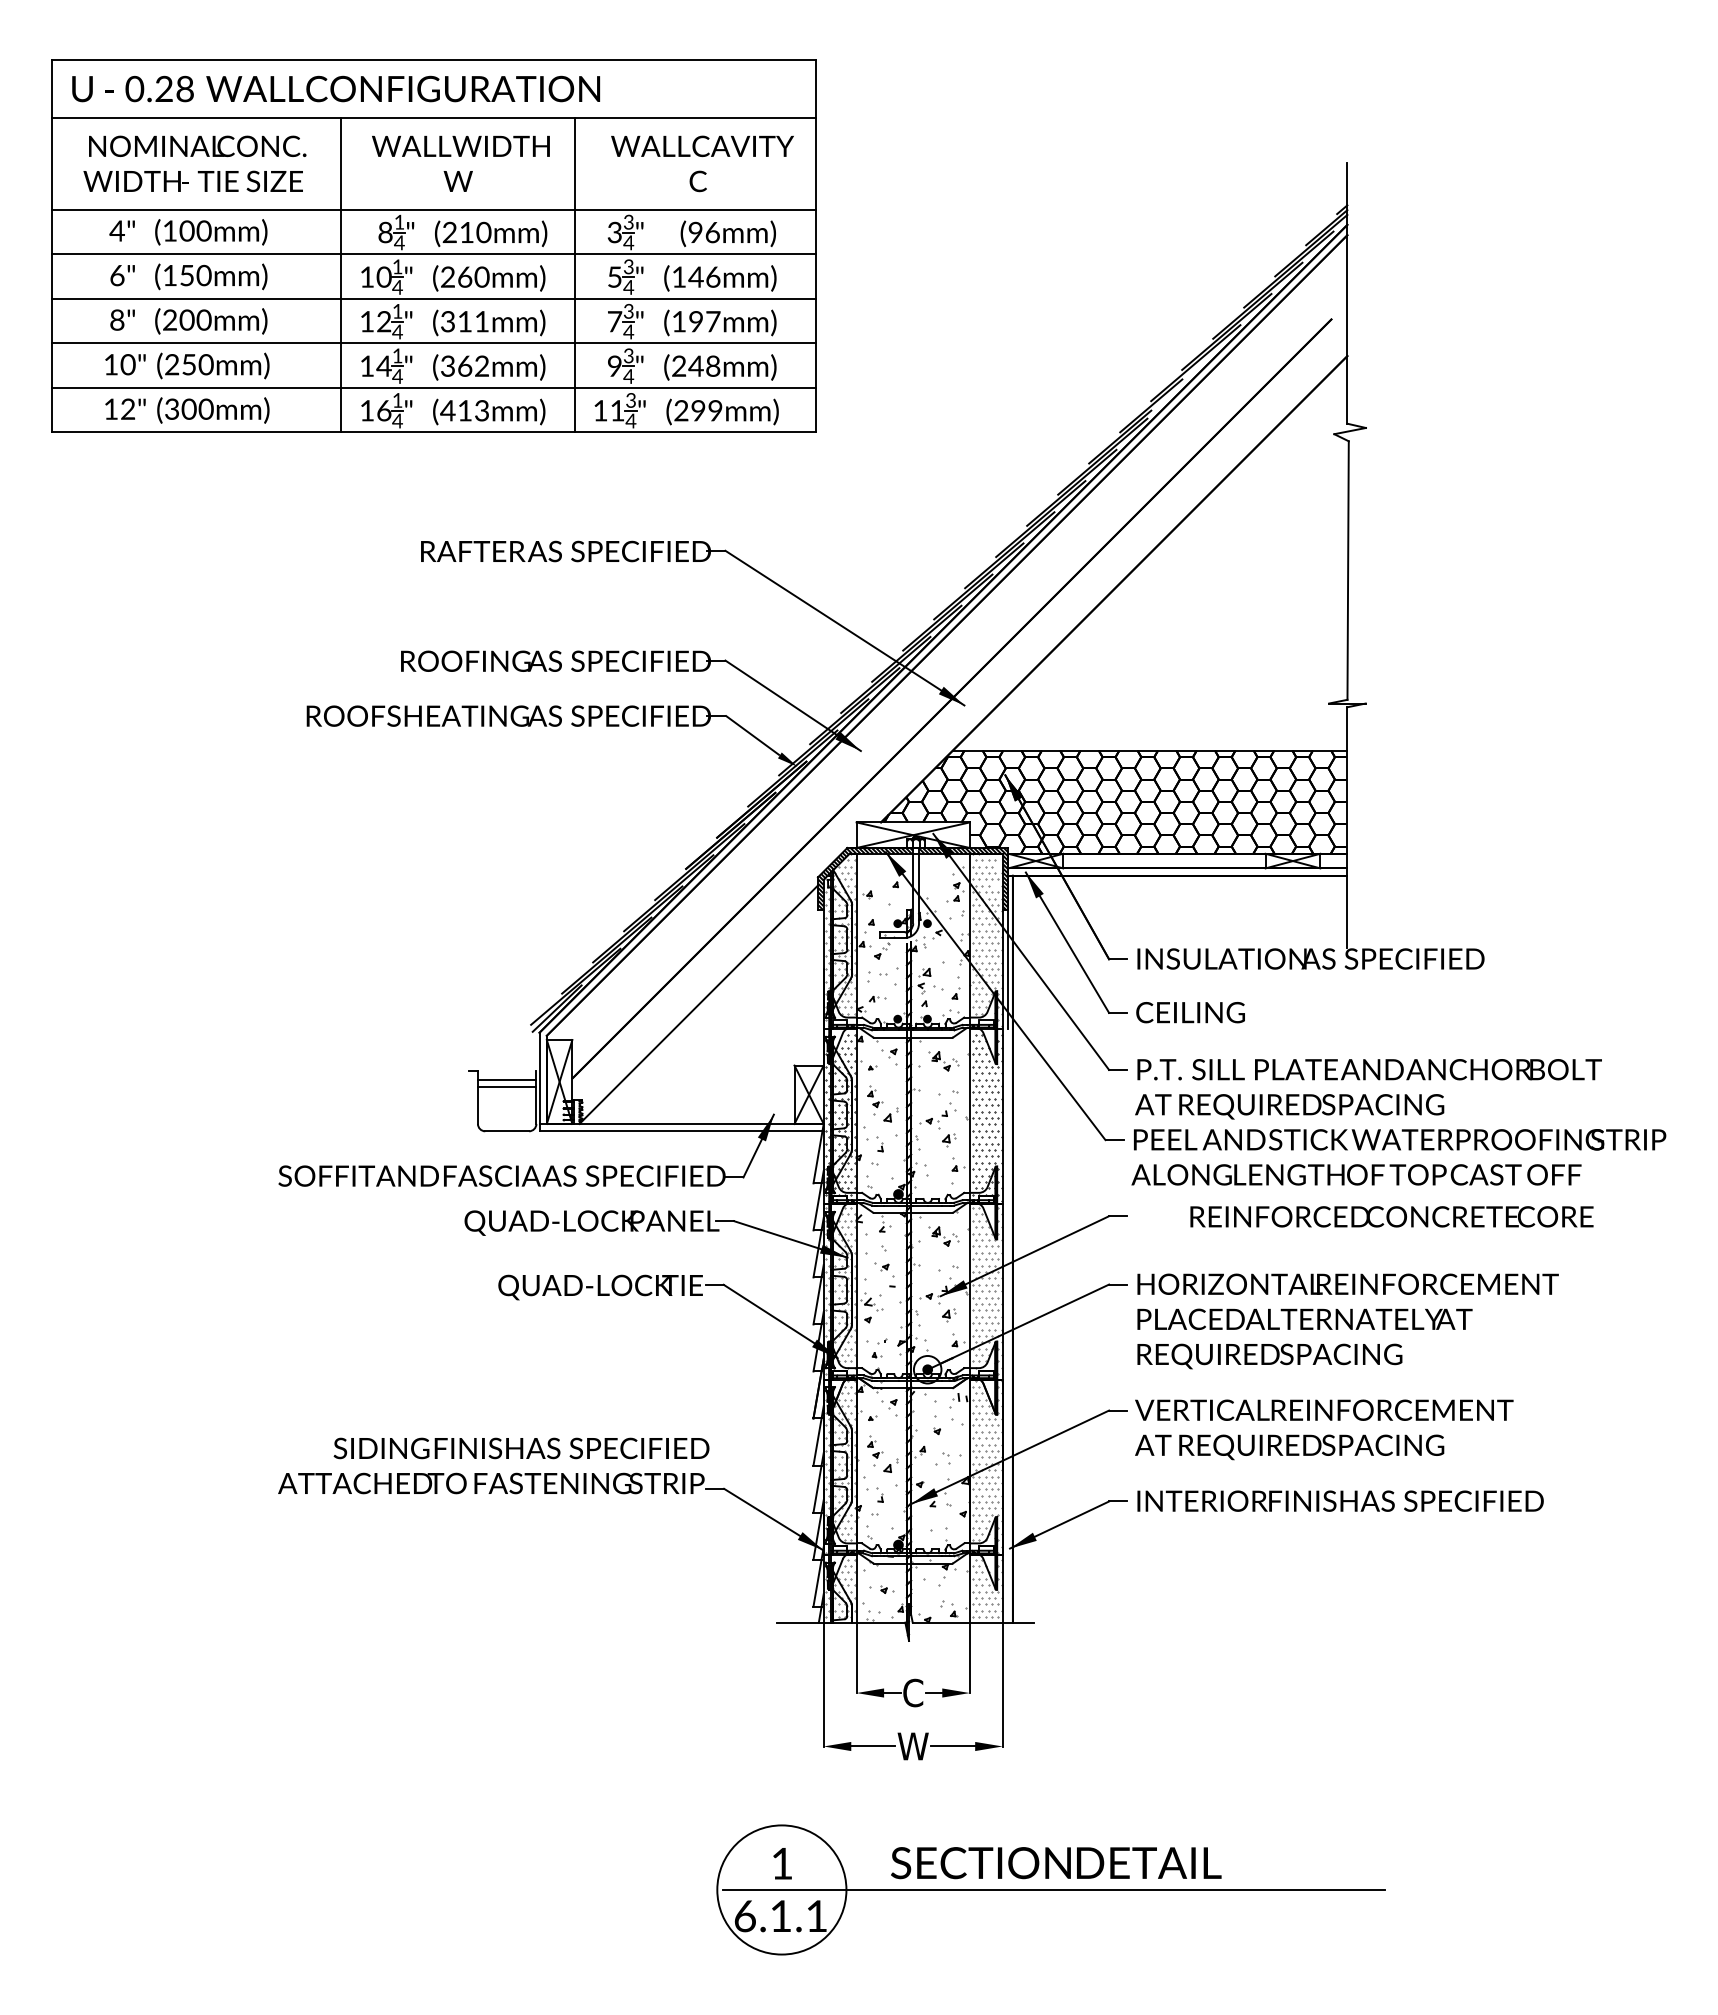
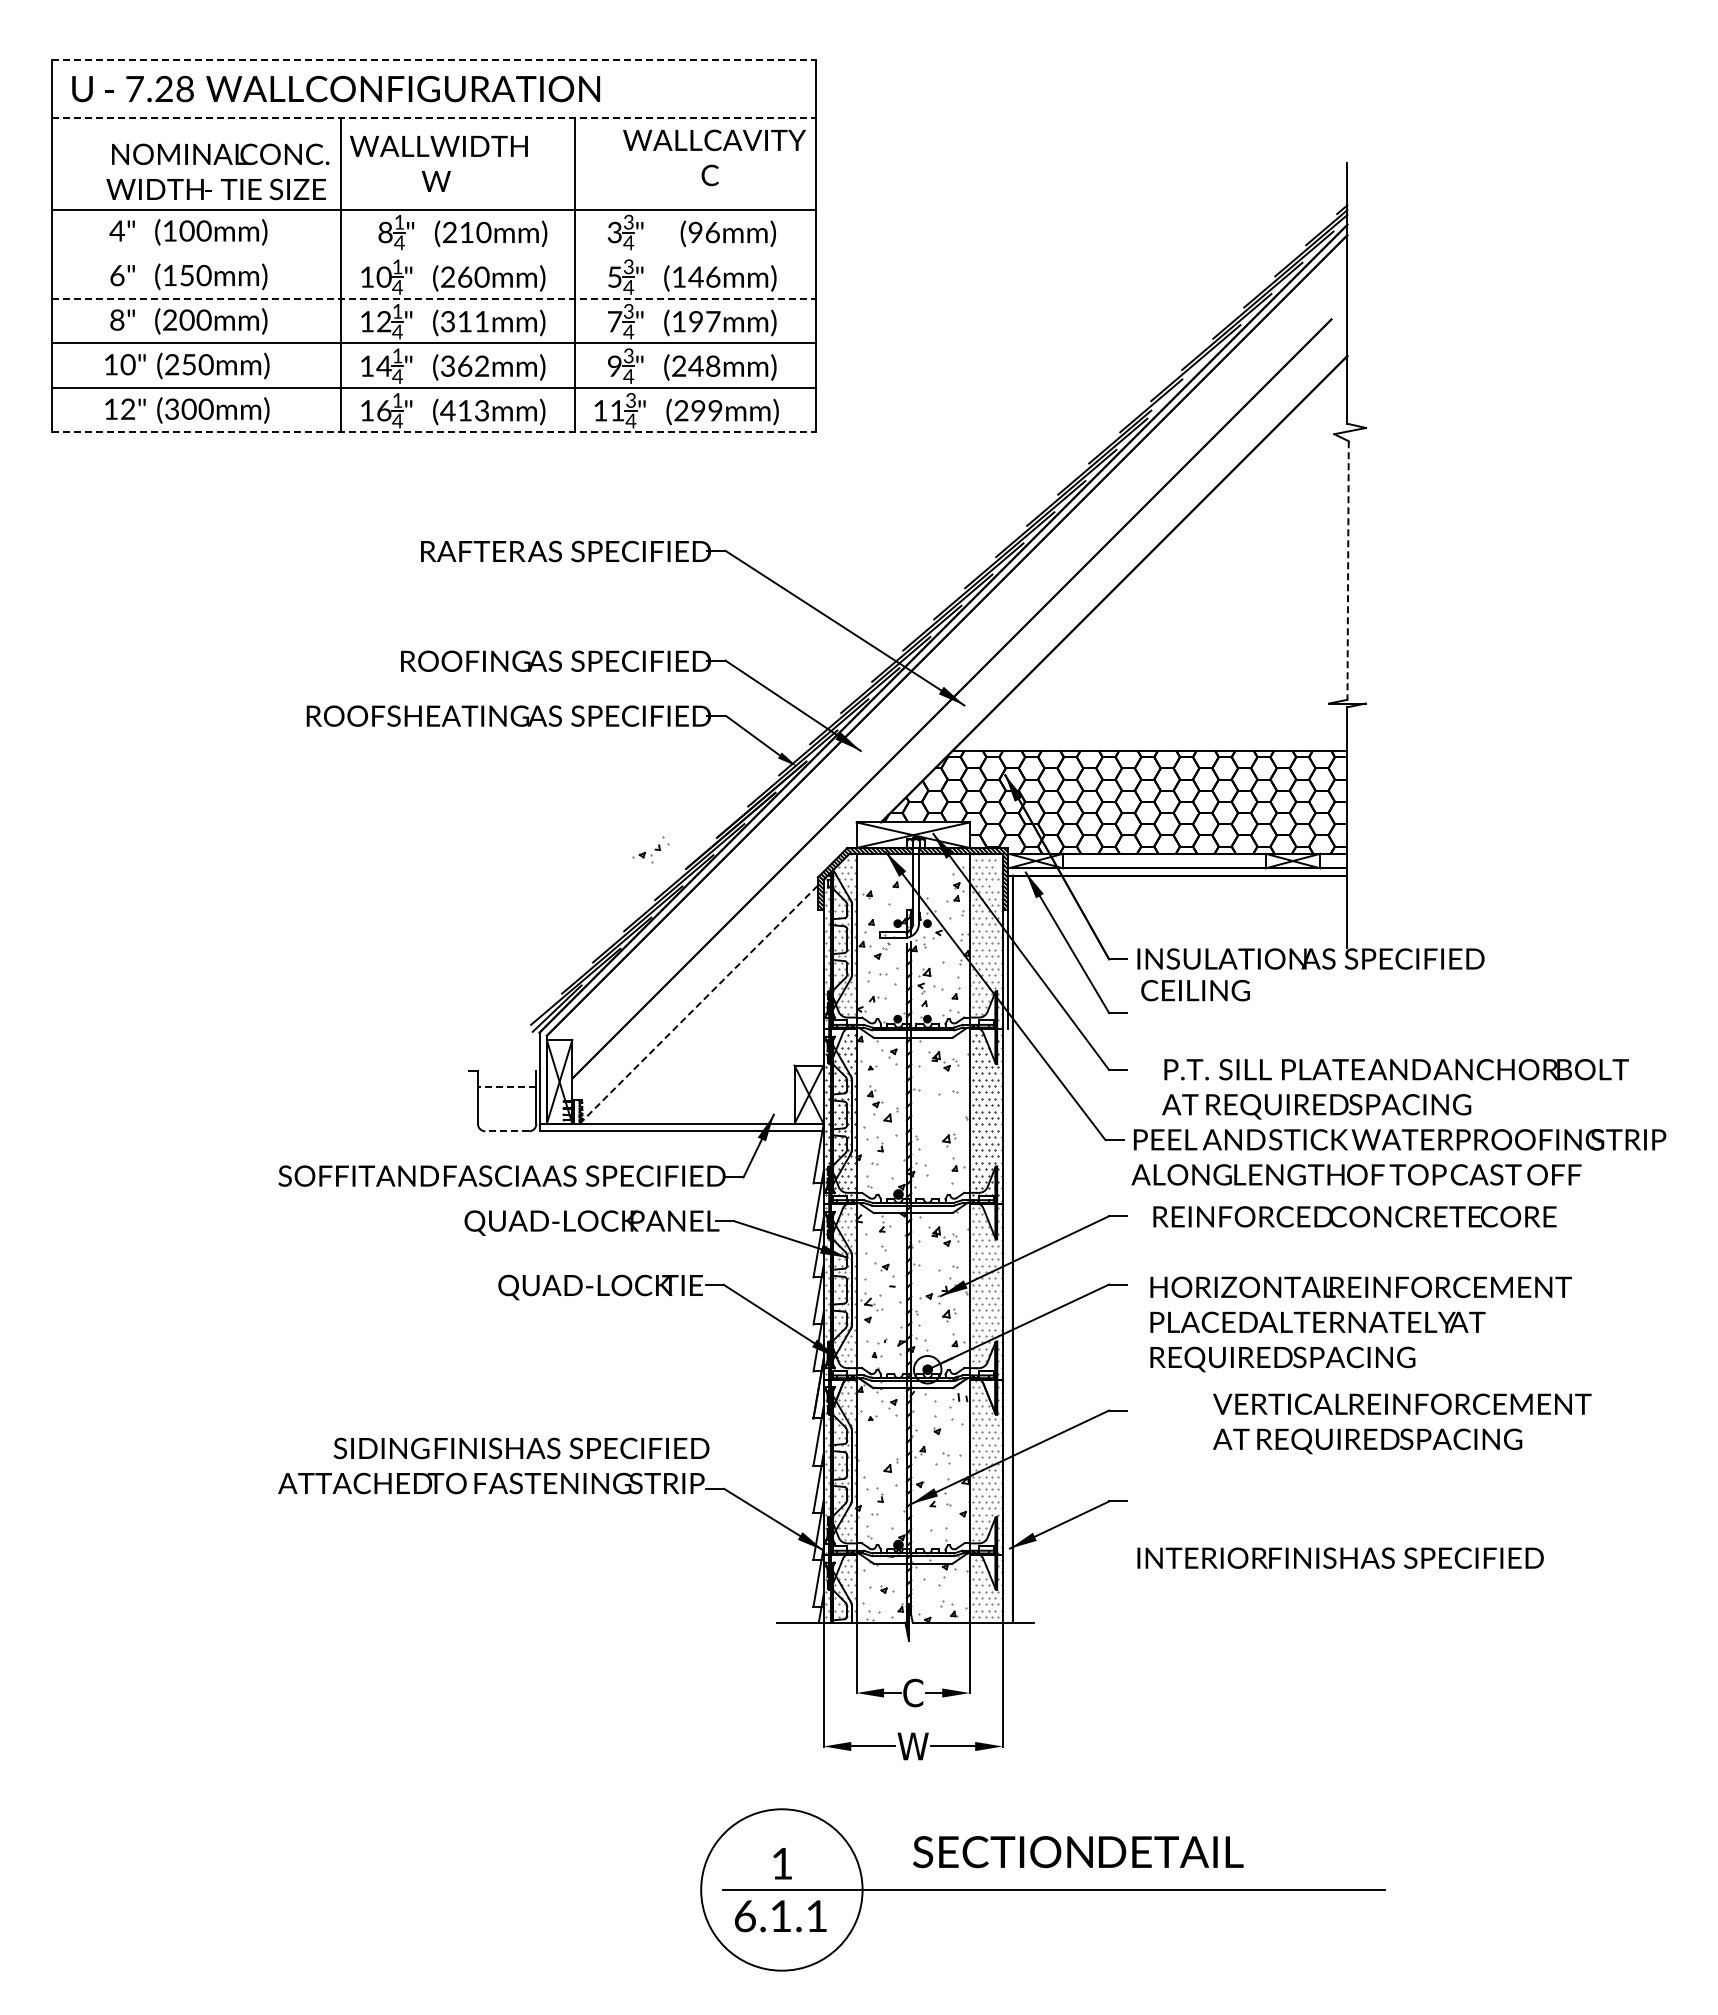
line: solid -> dashed (433, 60)
text: 0.28 -> 7.28 (134, 88)
line: solid -> dashed (433, 118)
text position: (194, 163) -> (217, 171) (217, 171)
text position: (460, 163) -> (438, 163) (438, 163)
text position: (702, 163) -> (714, 157) (714, 157)
line: present -> none (433, 254)
line: solid -> dashed (433, 298)
line: solid -> dashed (433, 432)
line: solid -> dashed (1348, 571)
line: solid -> dashed (698, 1004)
text position: (1190, 1012) -> (1195, 990) (1195, 990)
line: present -> none (506, 1080)
line: solid -> dashed (506, 1087)
text position: (1368, 1089) -> (1395, 1089) (1395, 1089)
part position: (937, 1115) -> (650, 849) (650, 849)
line: solid -> dashed (507, 1131)
text position: (1391, 1216) -> (1354, 1216) (1354, 1216)
text position: (1347, 1321) -> (1360, 1324) (1360, 1324)
text position: (1324, 1429) -> (1402, 1423) (1402, 1423)
part: present -> none (875, 1450)
text position: (1340, 1500) -> (1340, 1557) (1340, 1557)
text position: (1056, 1863) -> (1078, 1852) (1078, 1852)
circle diameter: 129 px -> 161 px (781, 1889)
